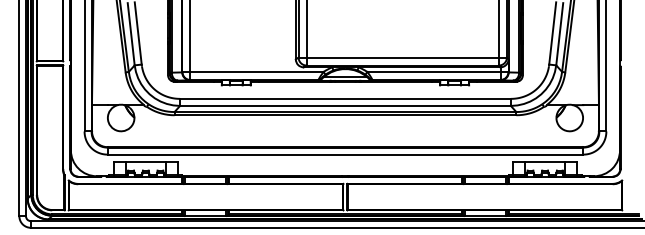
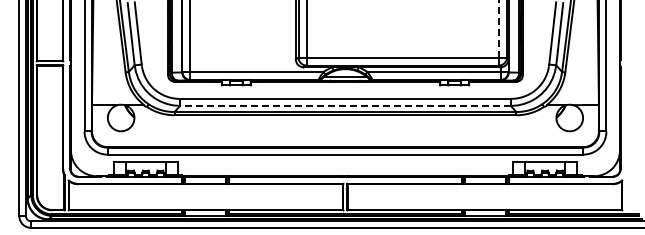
line: solid -> dashed (498, 28)
line: solid -> dashed (344, 105)
